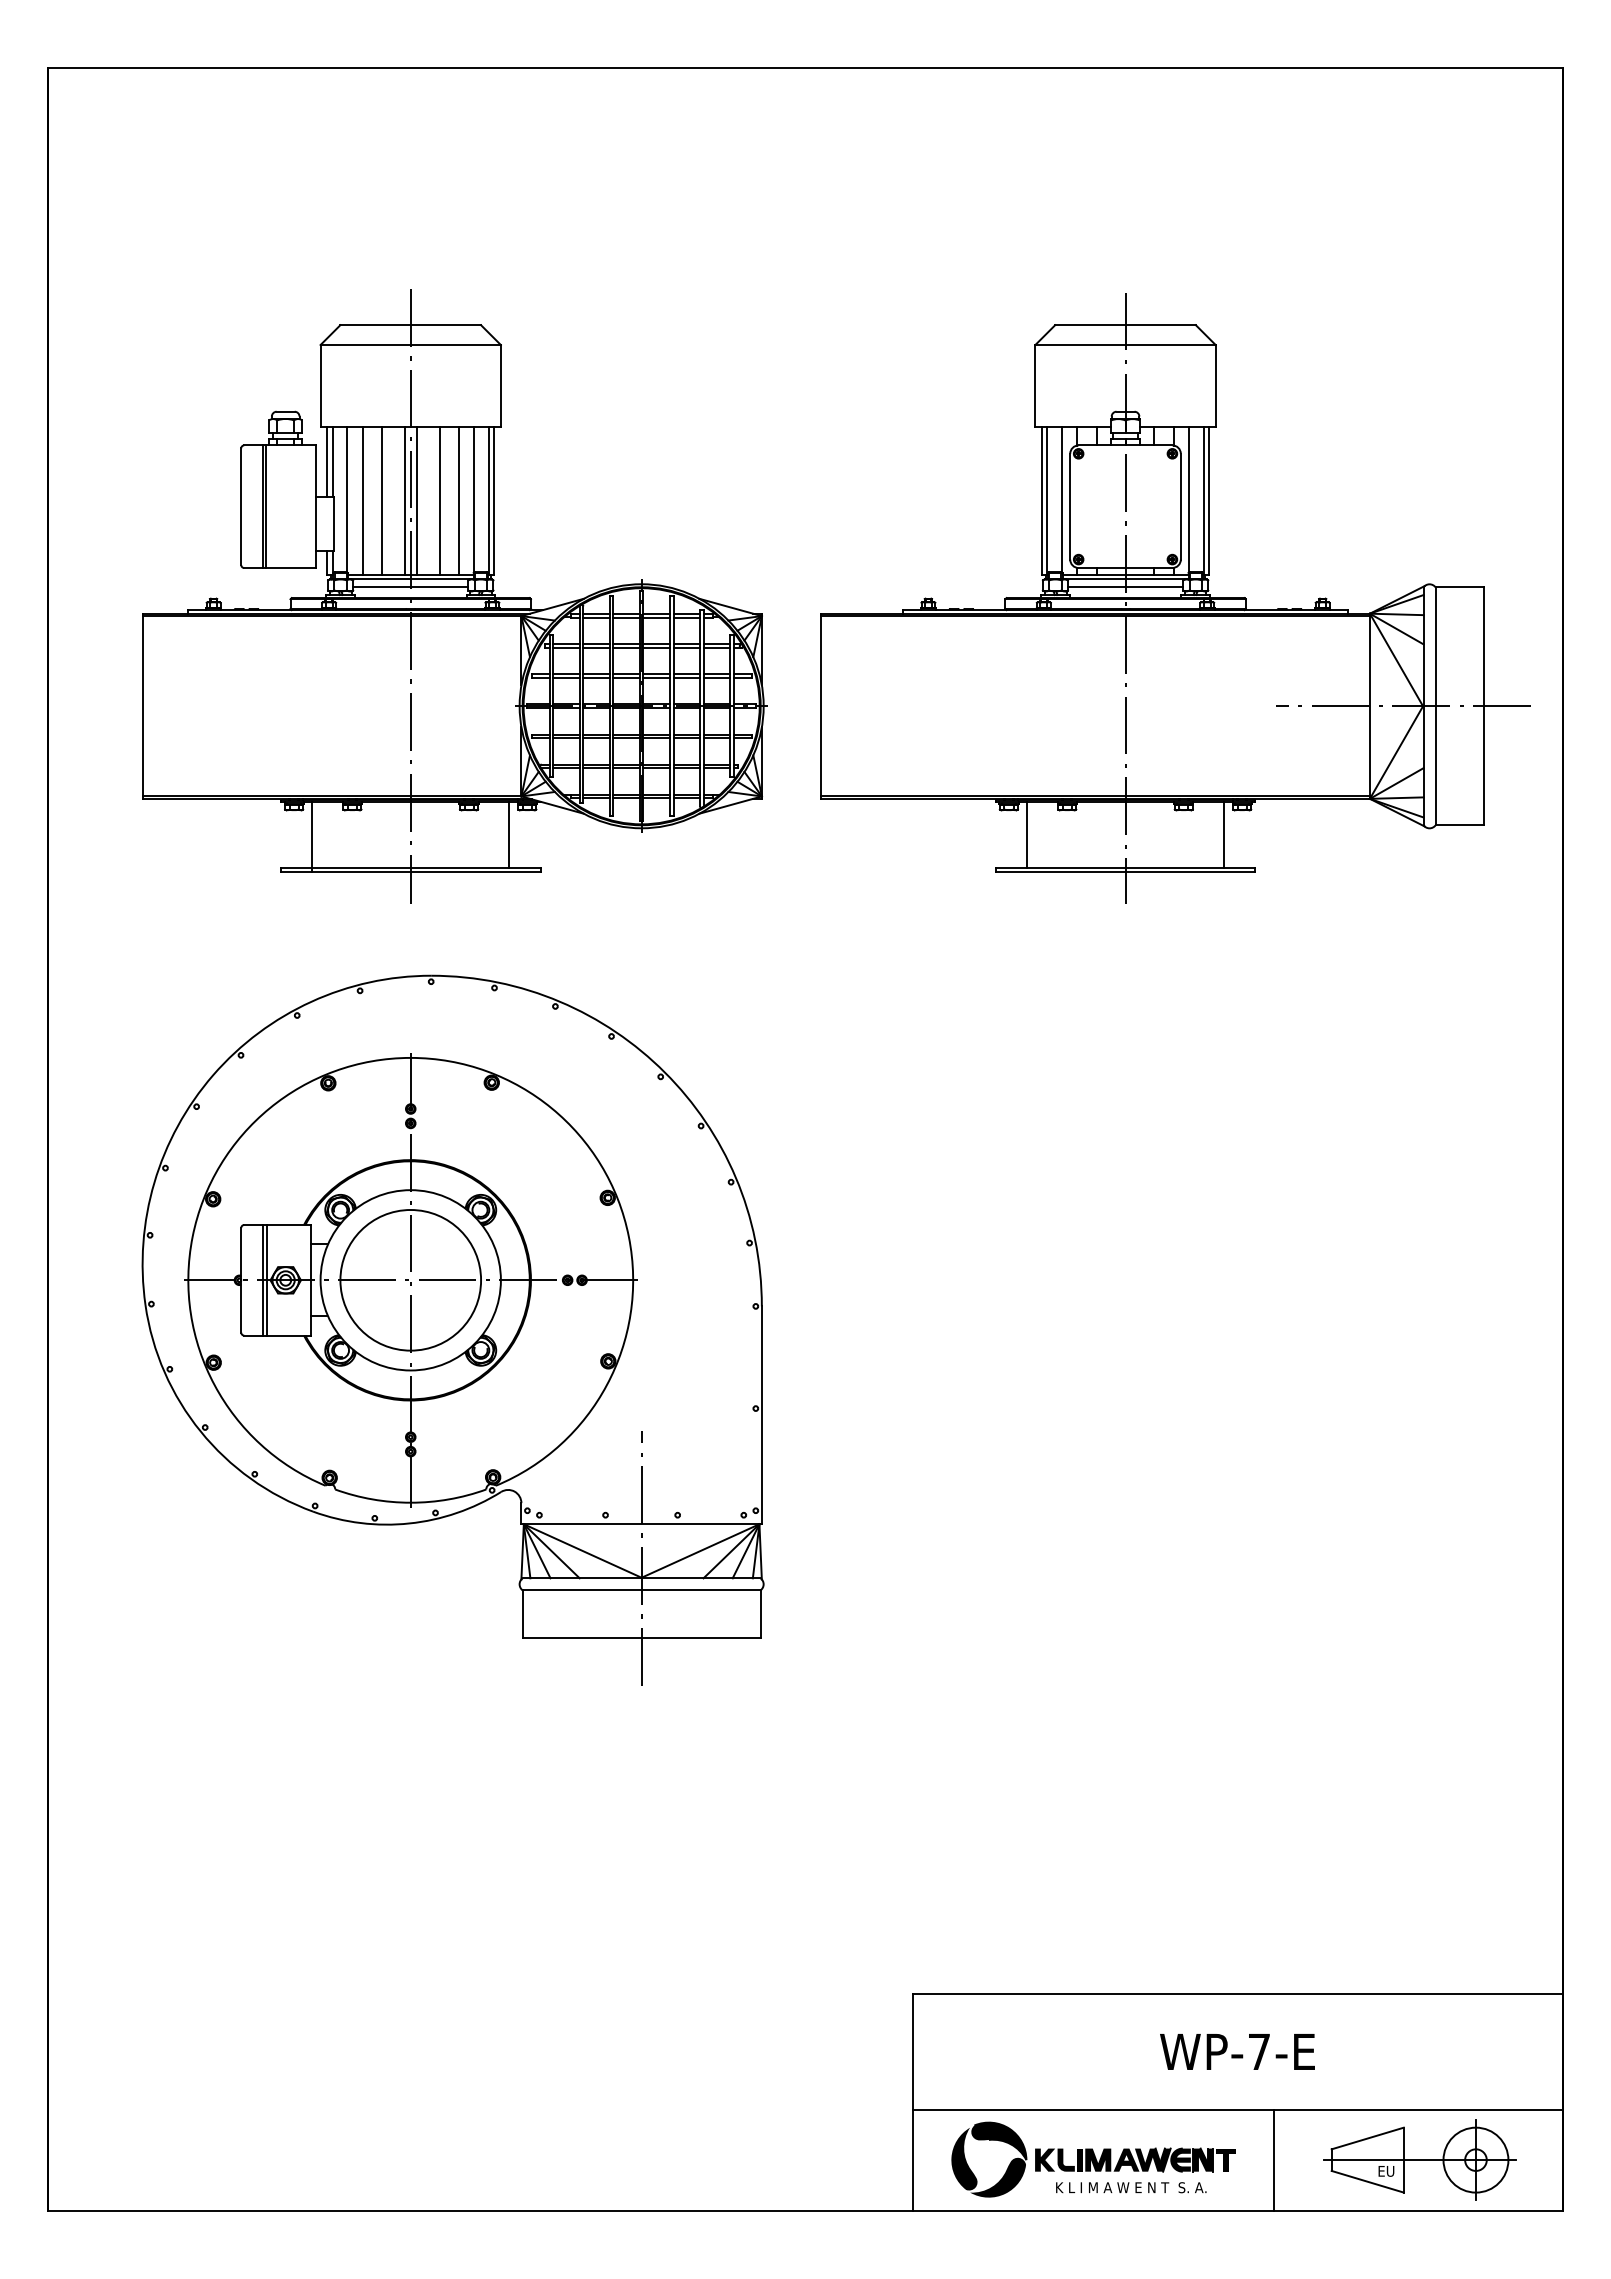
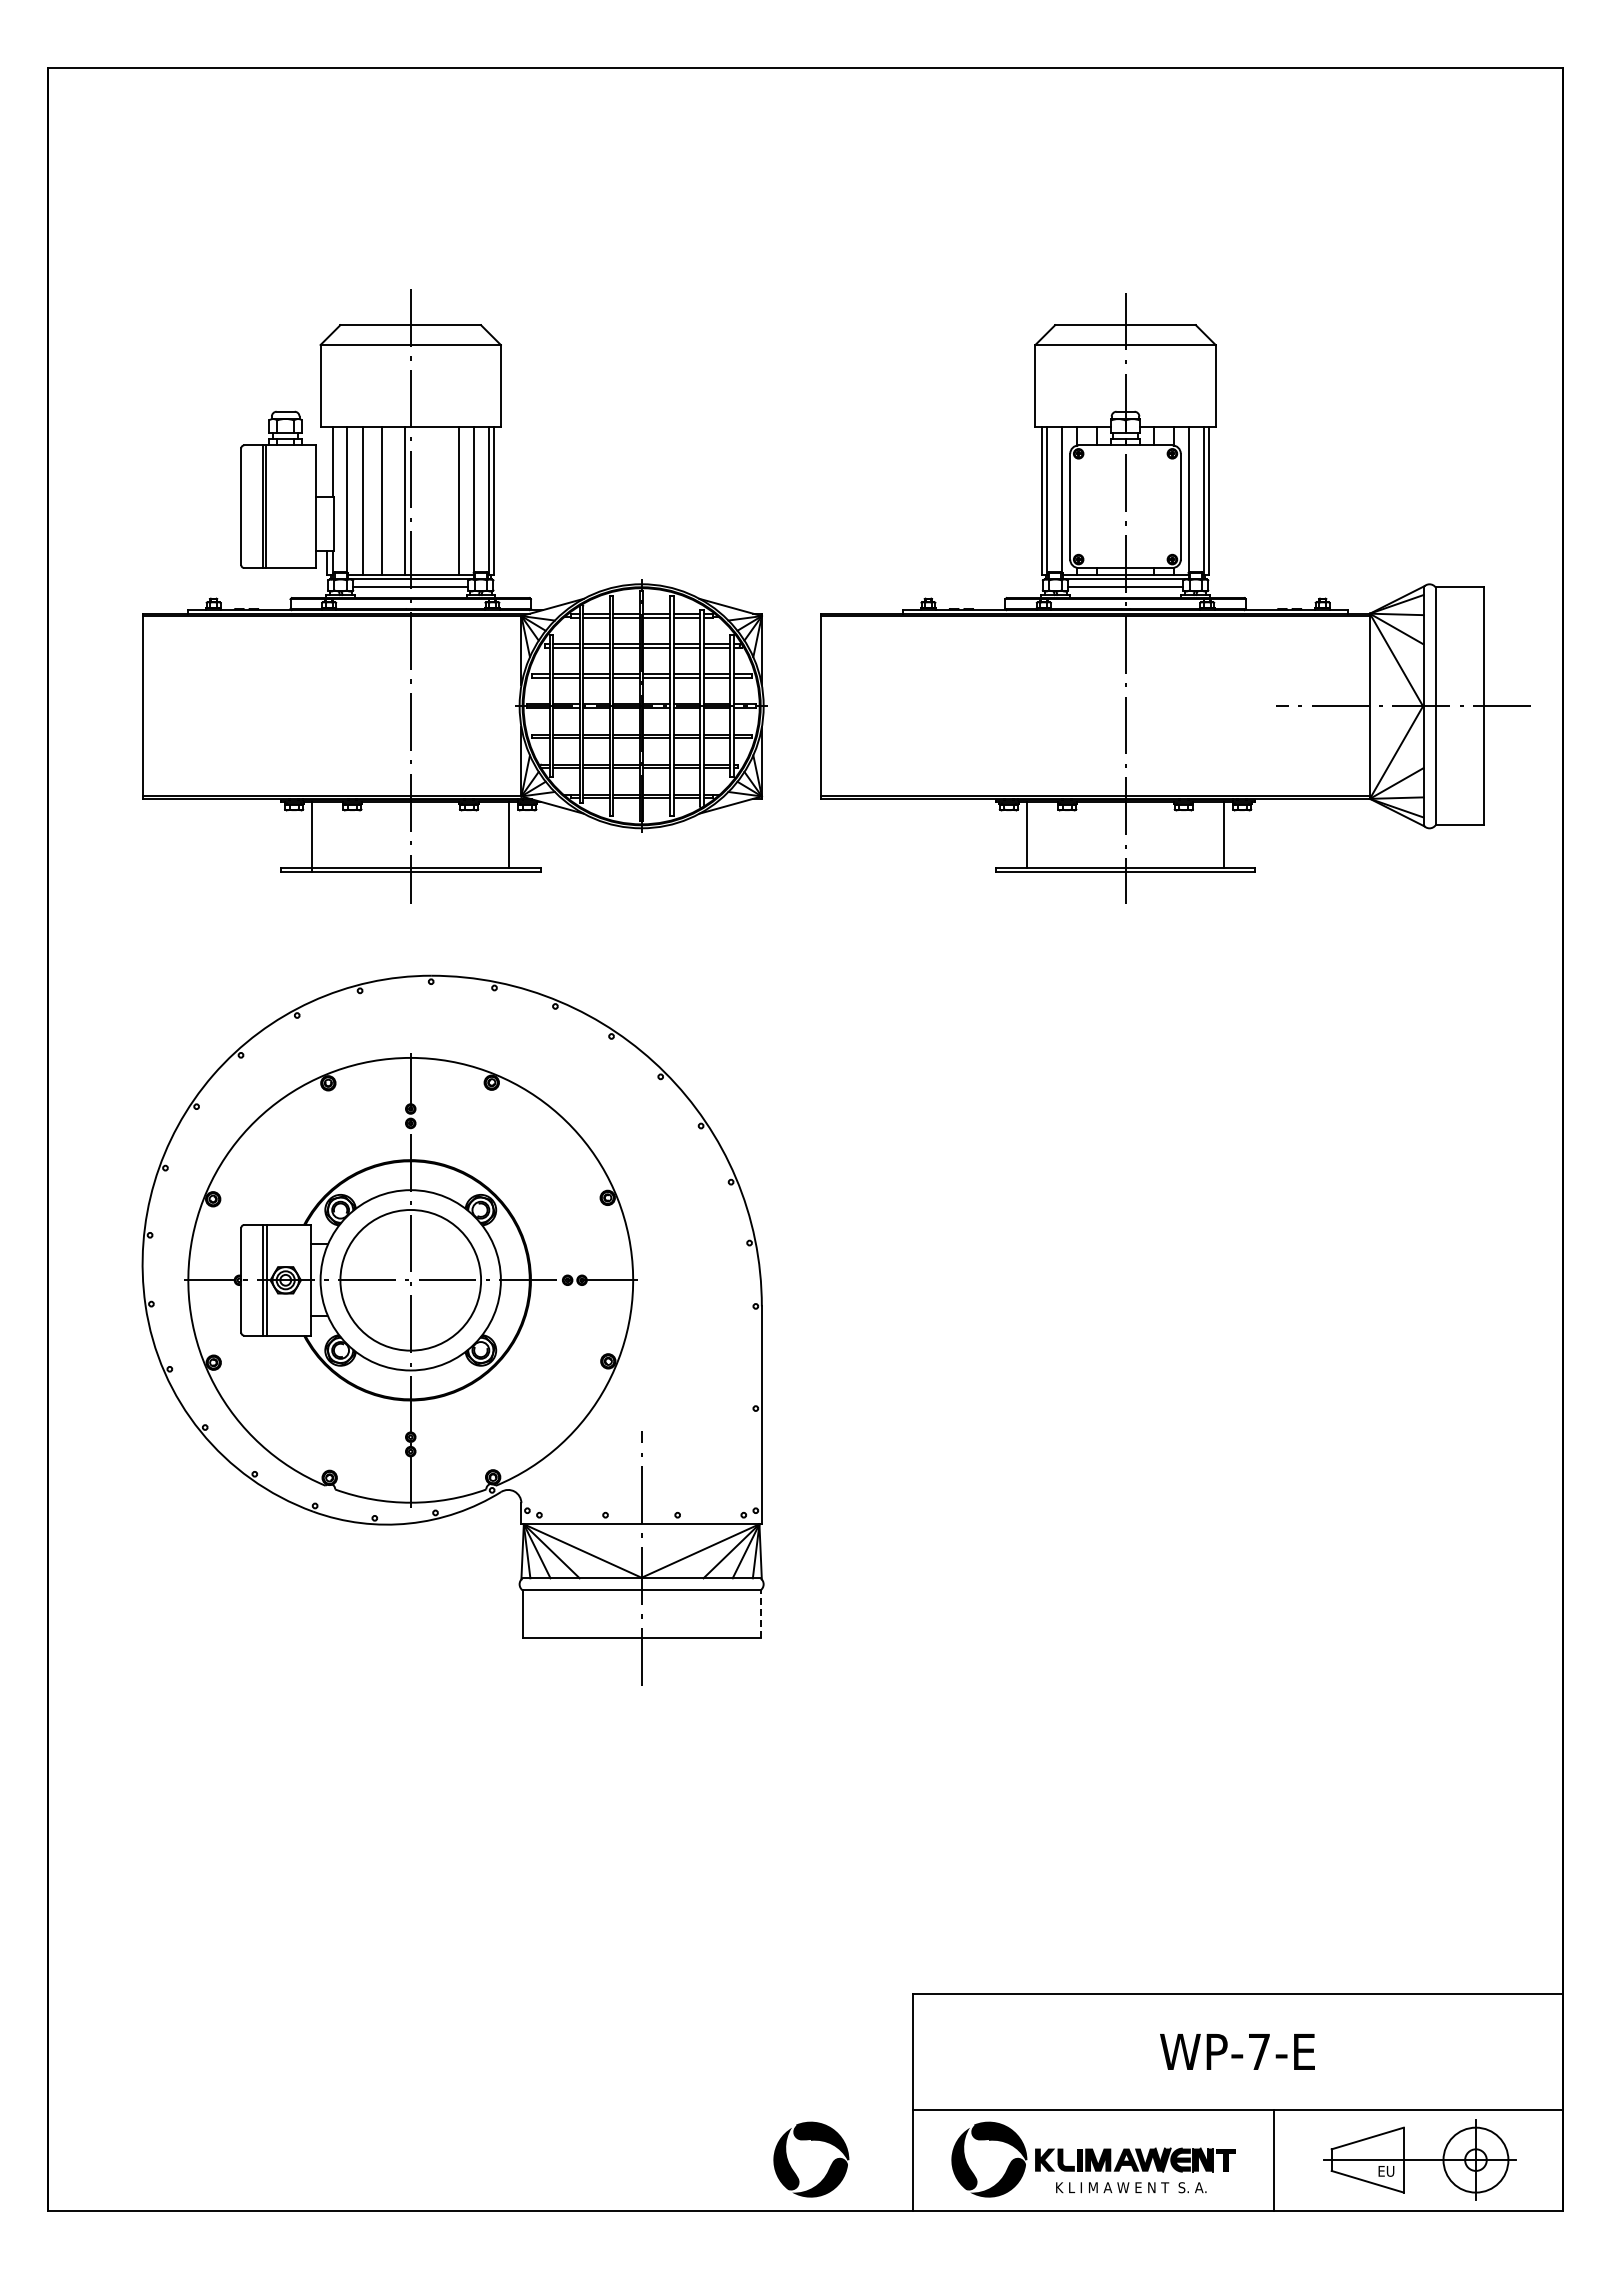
line: present -> none (327, 461)
line: present -> none (416, 501)
line: present -> none (439, 501)
line: solid -> dashed (760, 1613)
part: none -> present (811, 2140)
